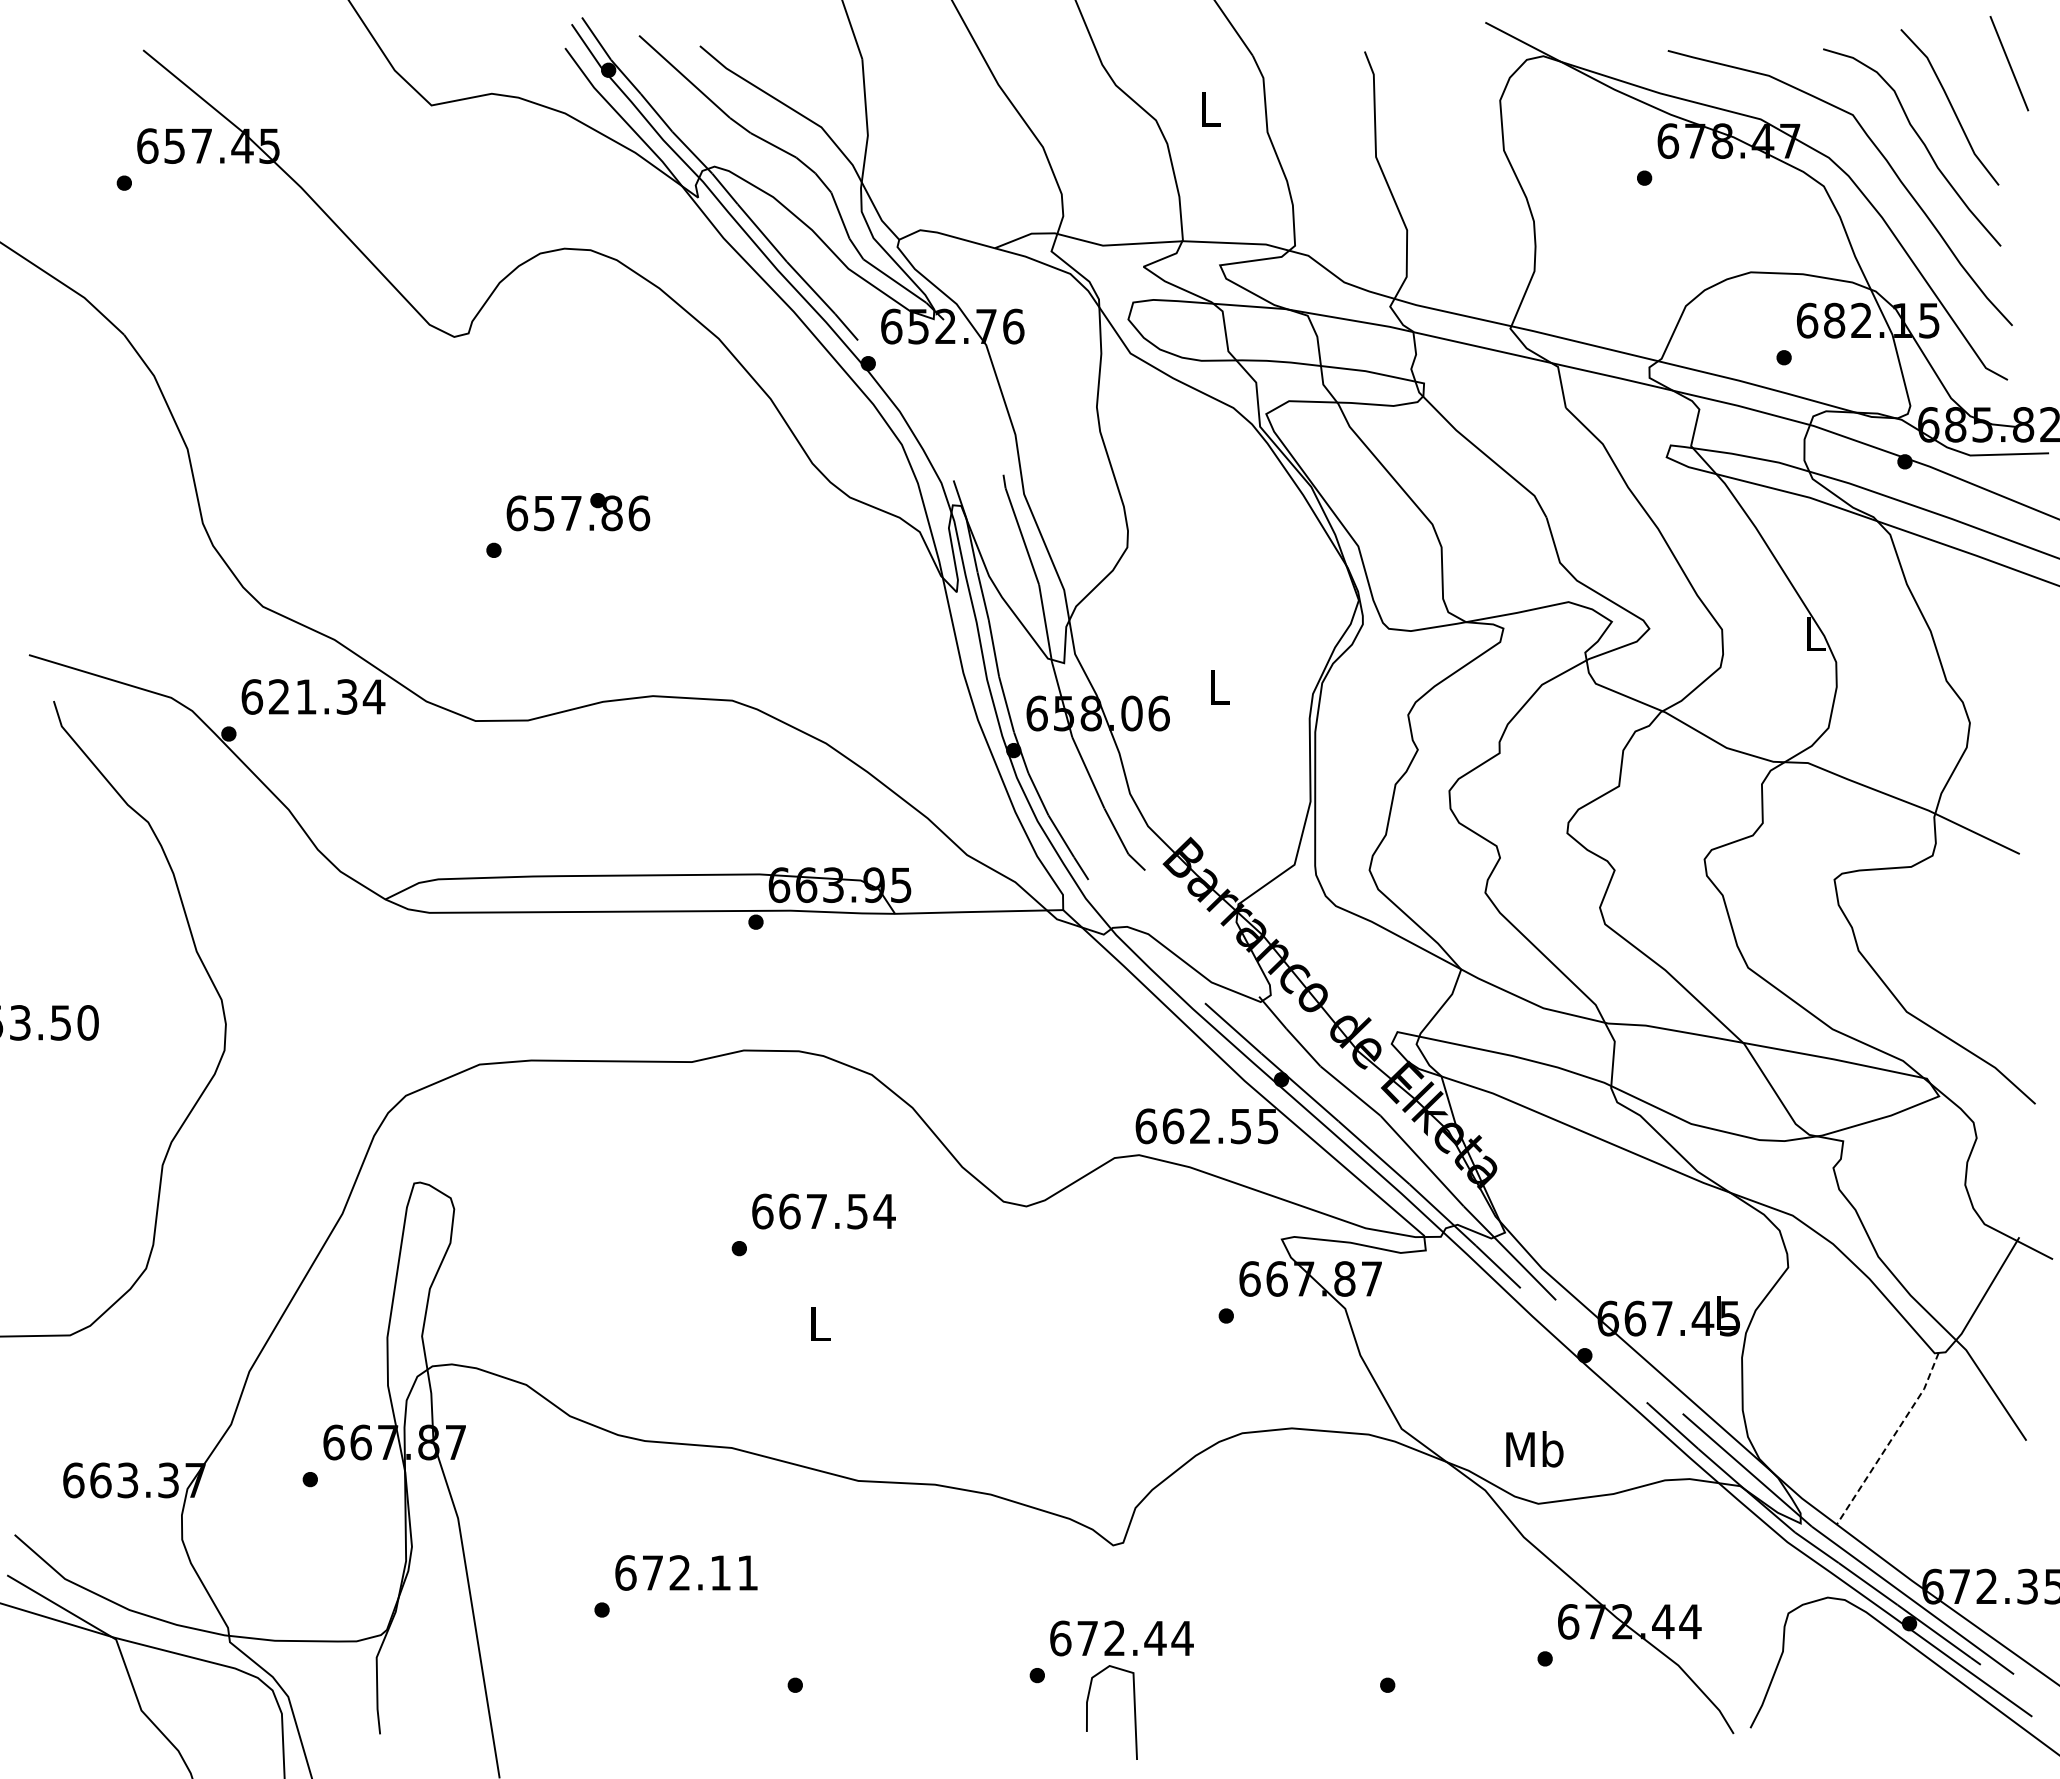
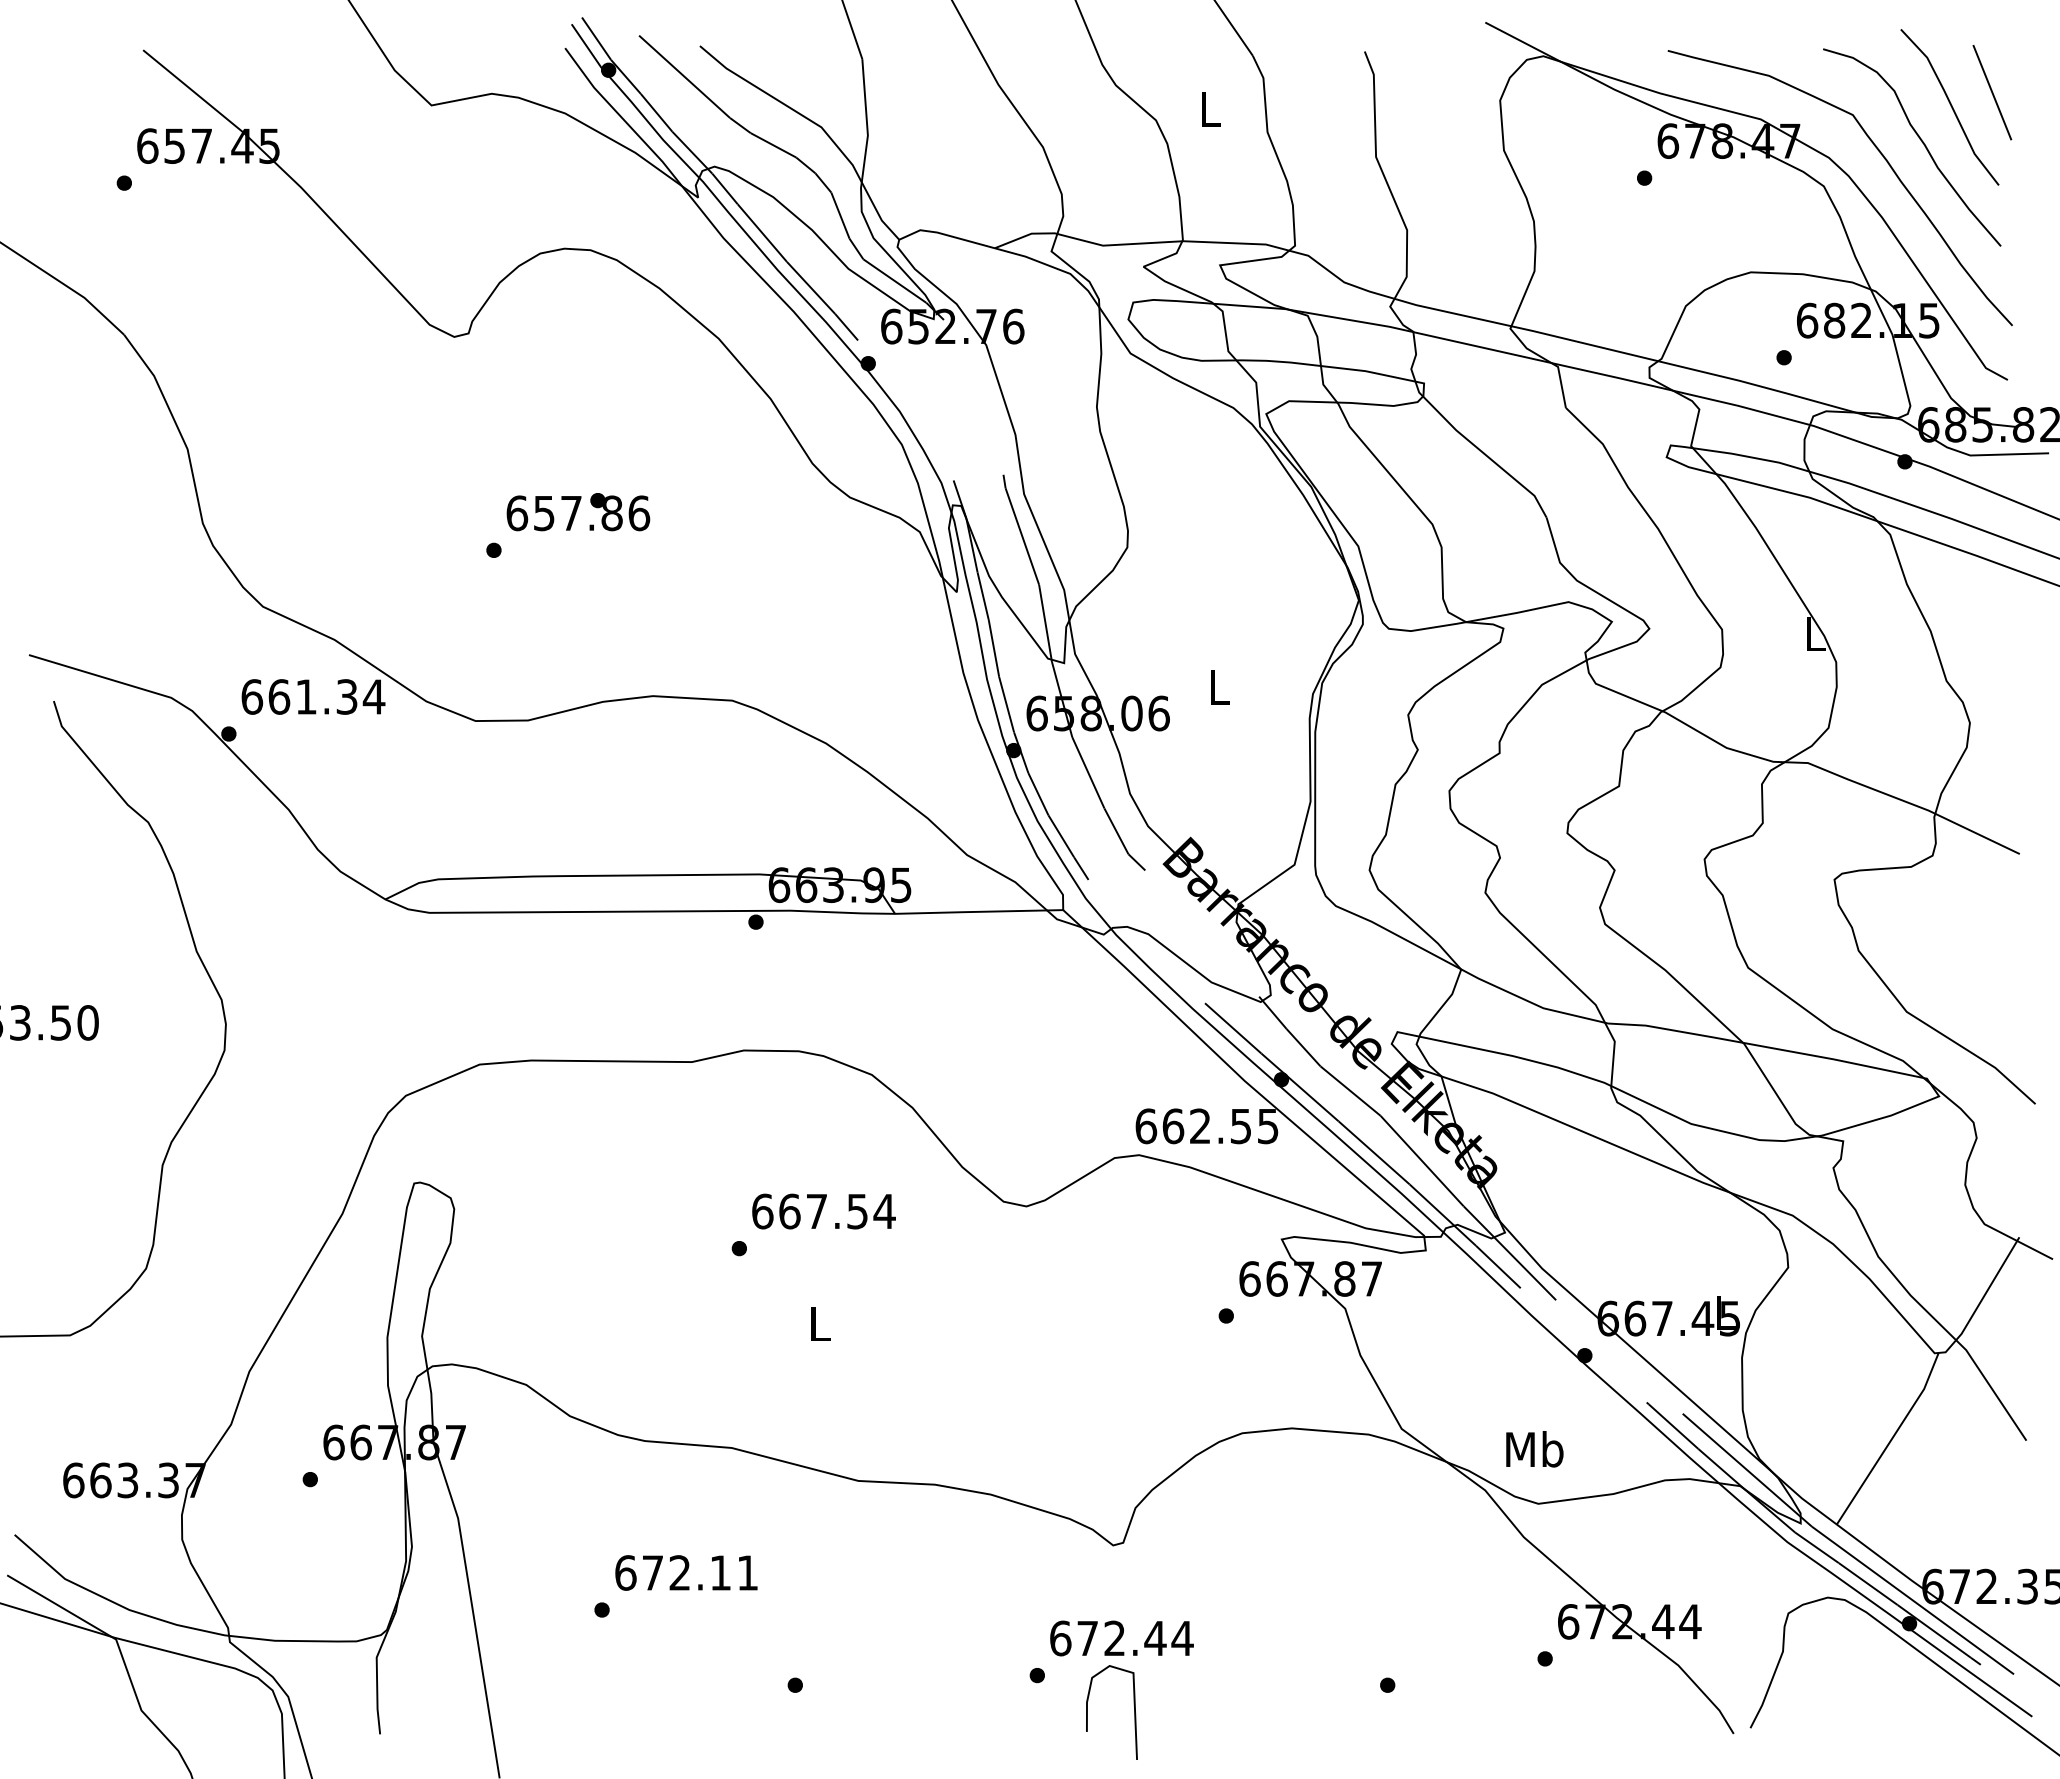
line position: (2009, 63) -> (1992, 92) (1992, 92)
text: 621.34 -> 661.34 (279, 696)
line: dashed -> solid (1891, 1440)
